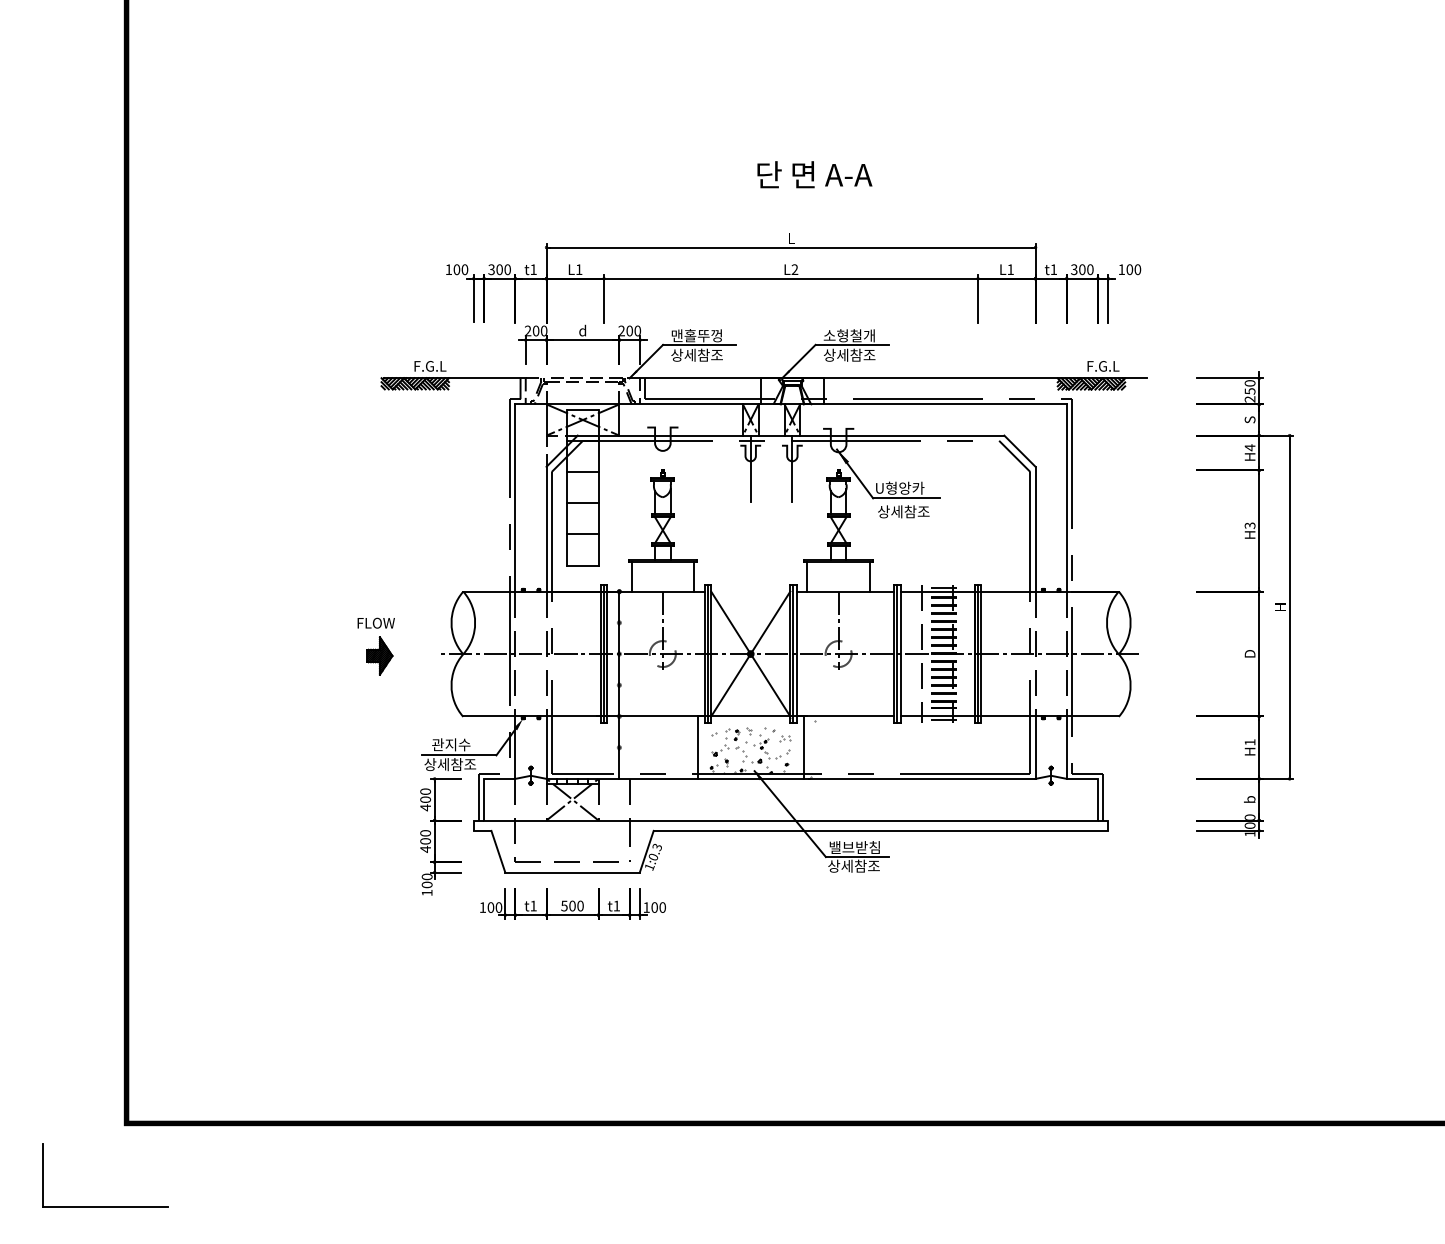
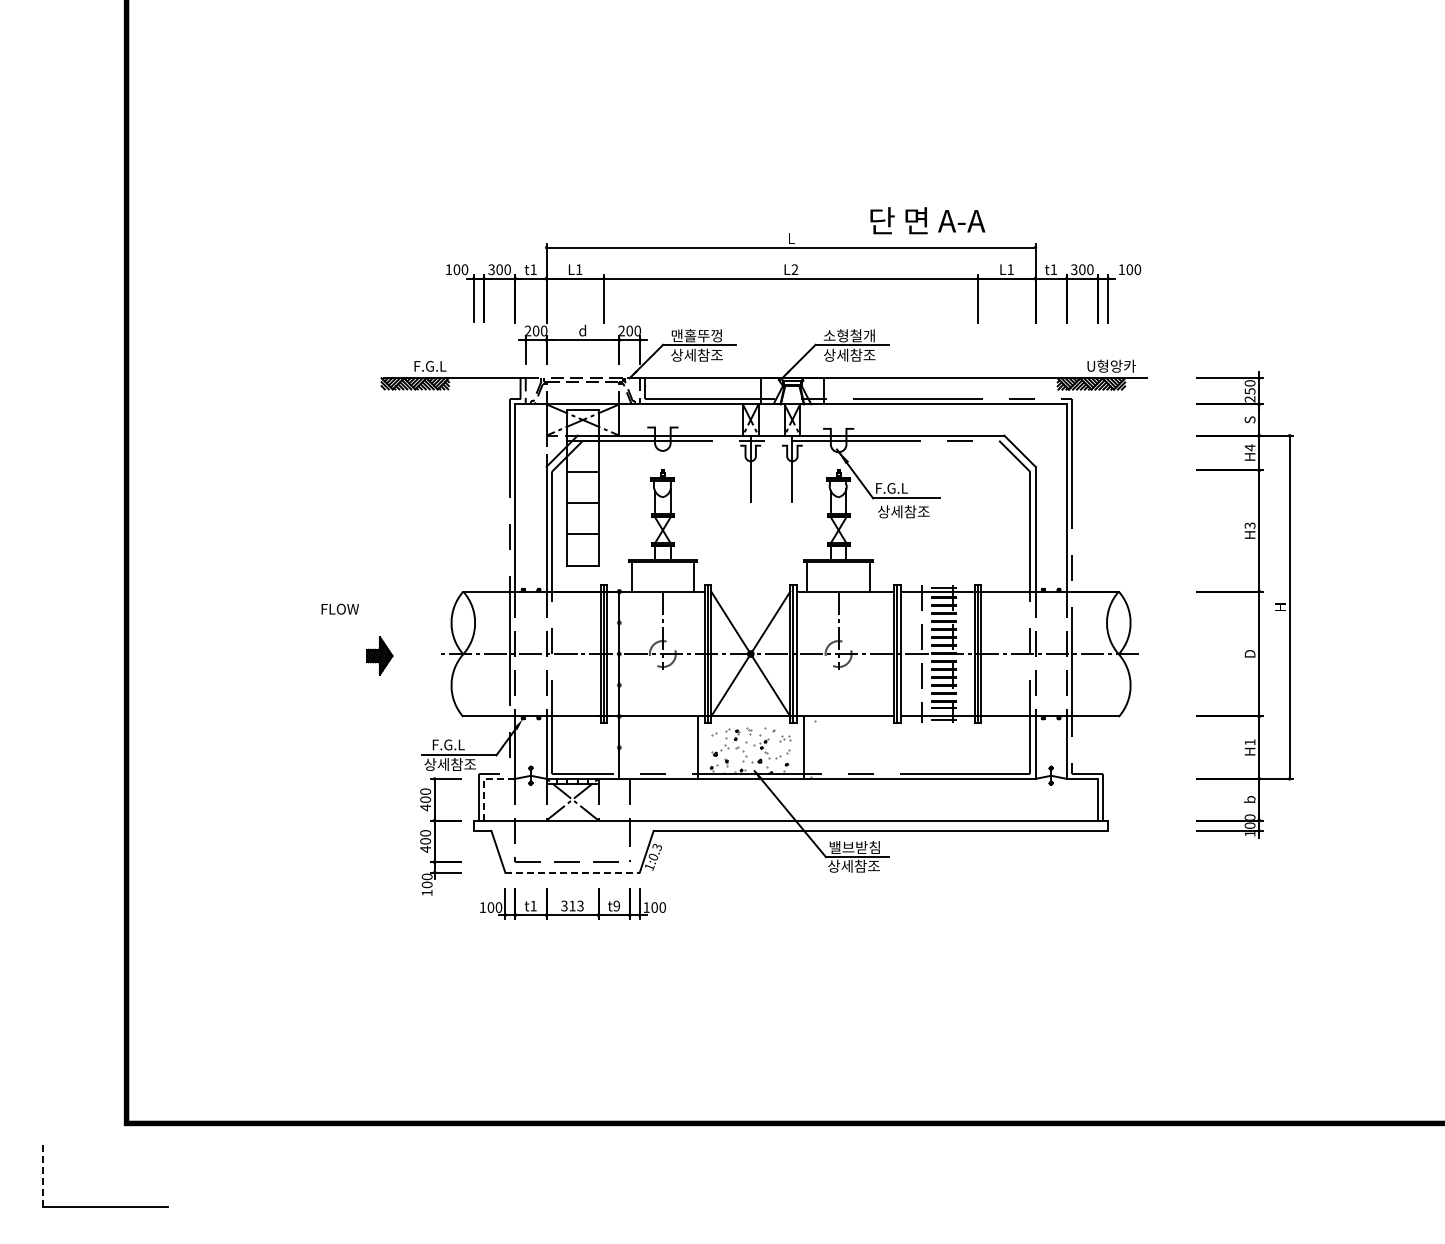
text position: (814, 174) -> (927, 220) (927, 220)
text: F.G.L -> U형앙카 (1111, 365)
text: U형앙카 -> F.G.L (900, 487)
text position: (375, 622) -> (339, 608) (339, 608)
text: 관지수 -> F.G.L (451, 744)
line: solid -> dashed (484, 783)
line: solid -> dashed (573, 872)
text: 500 -> 313 (572, 905)
text: t1 -> t9 (616, 905)
line: solid -> dashed (43, 1174)
